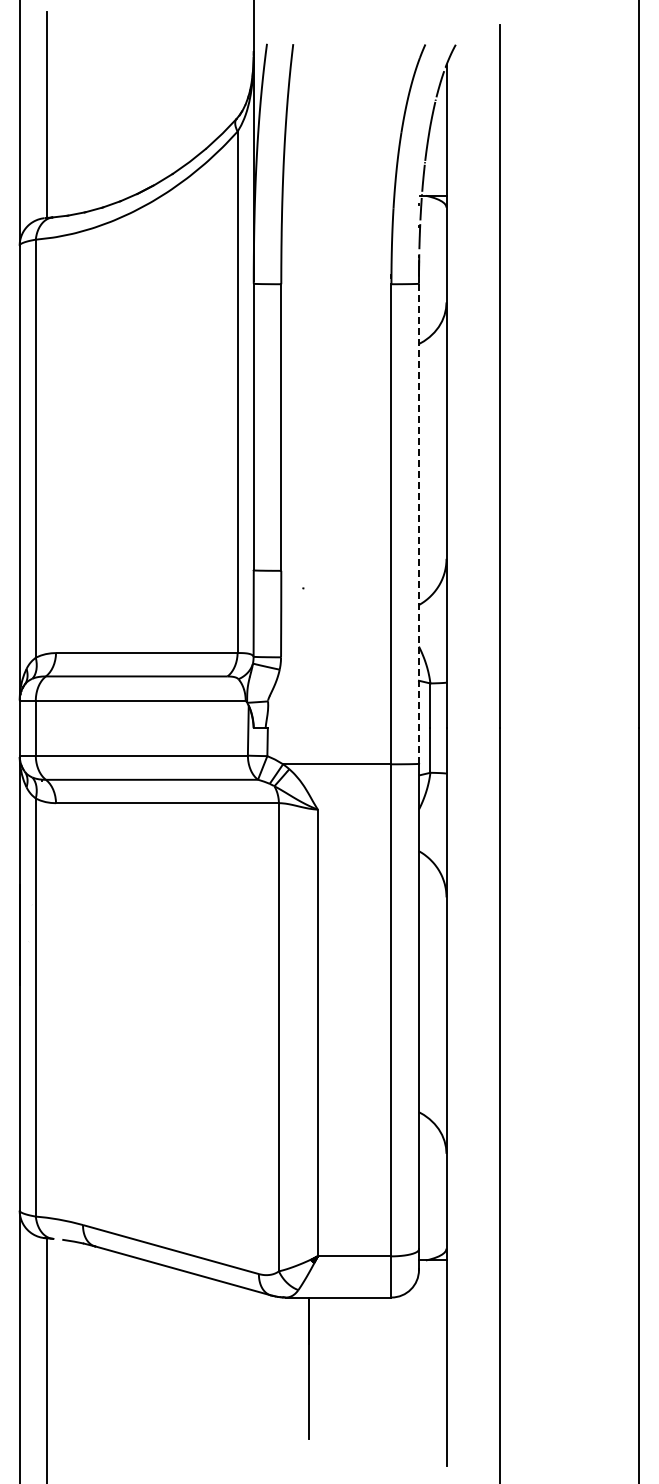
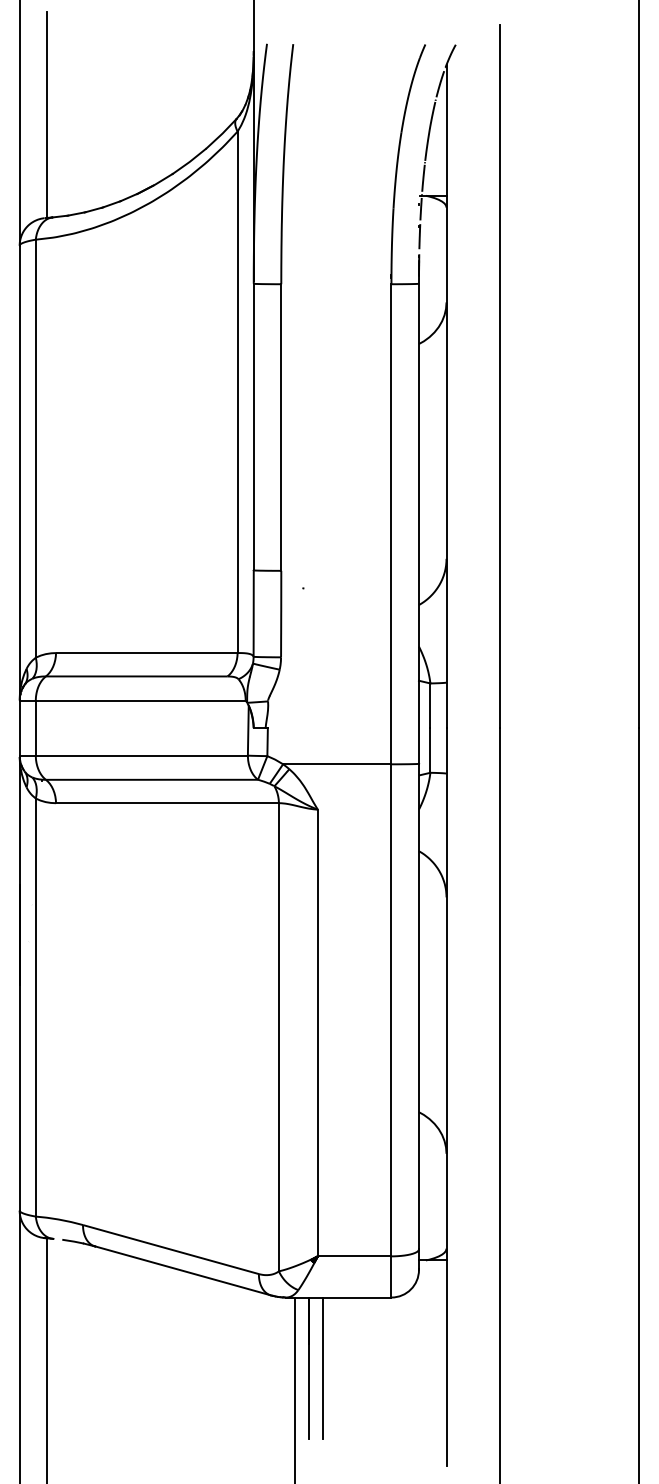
line: dashed -> solid (418, 524)
line: none -> present (322, 1368)
line: none -> present (295, 1388)
